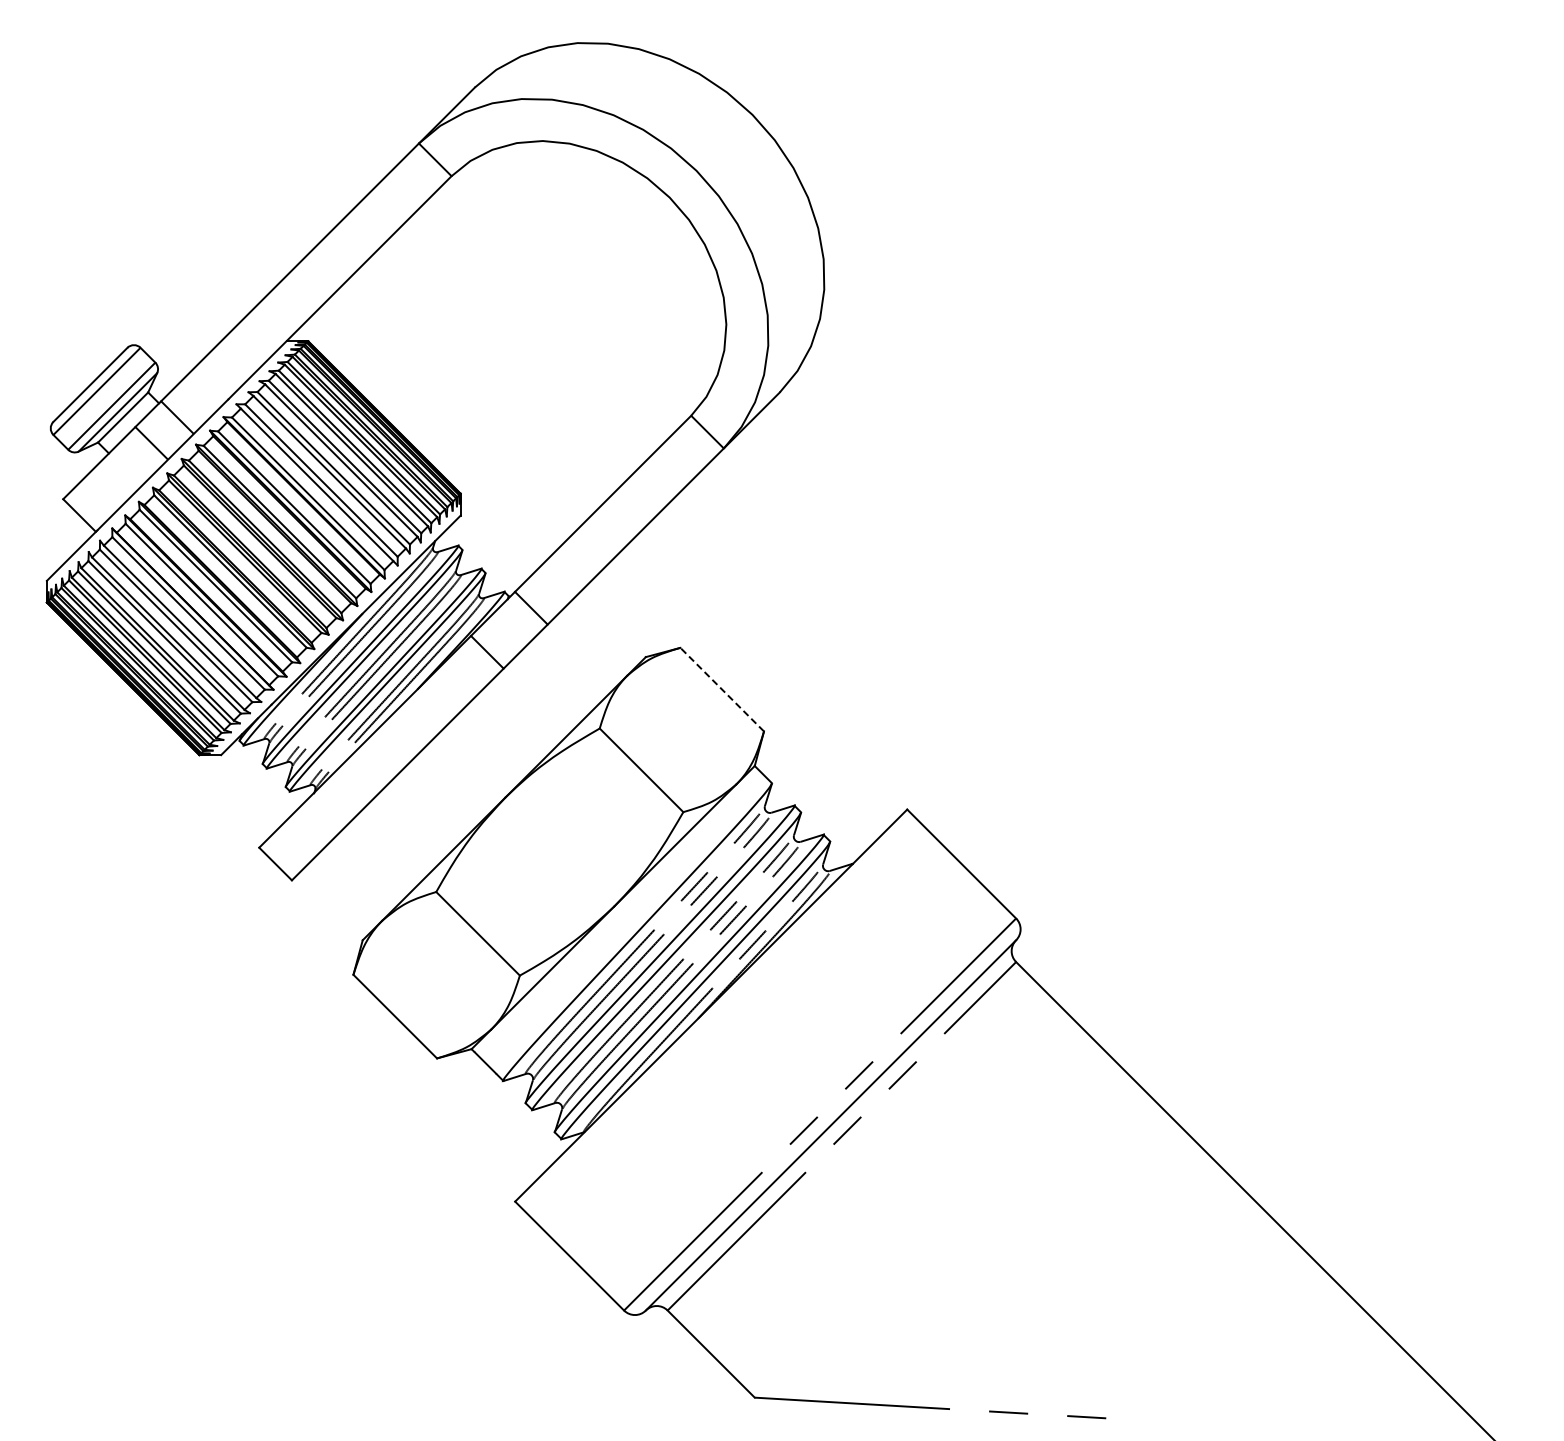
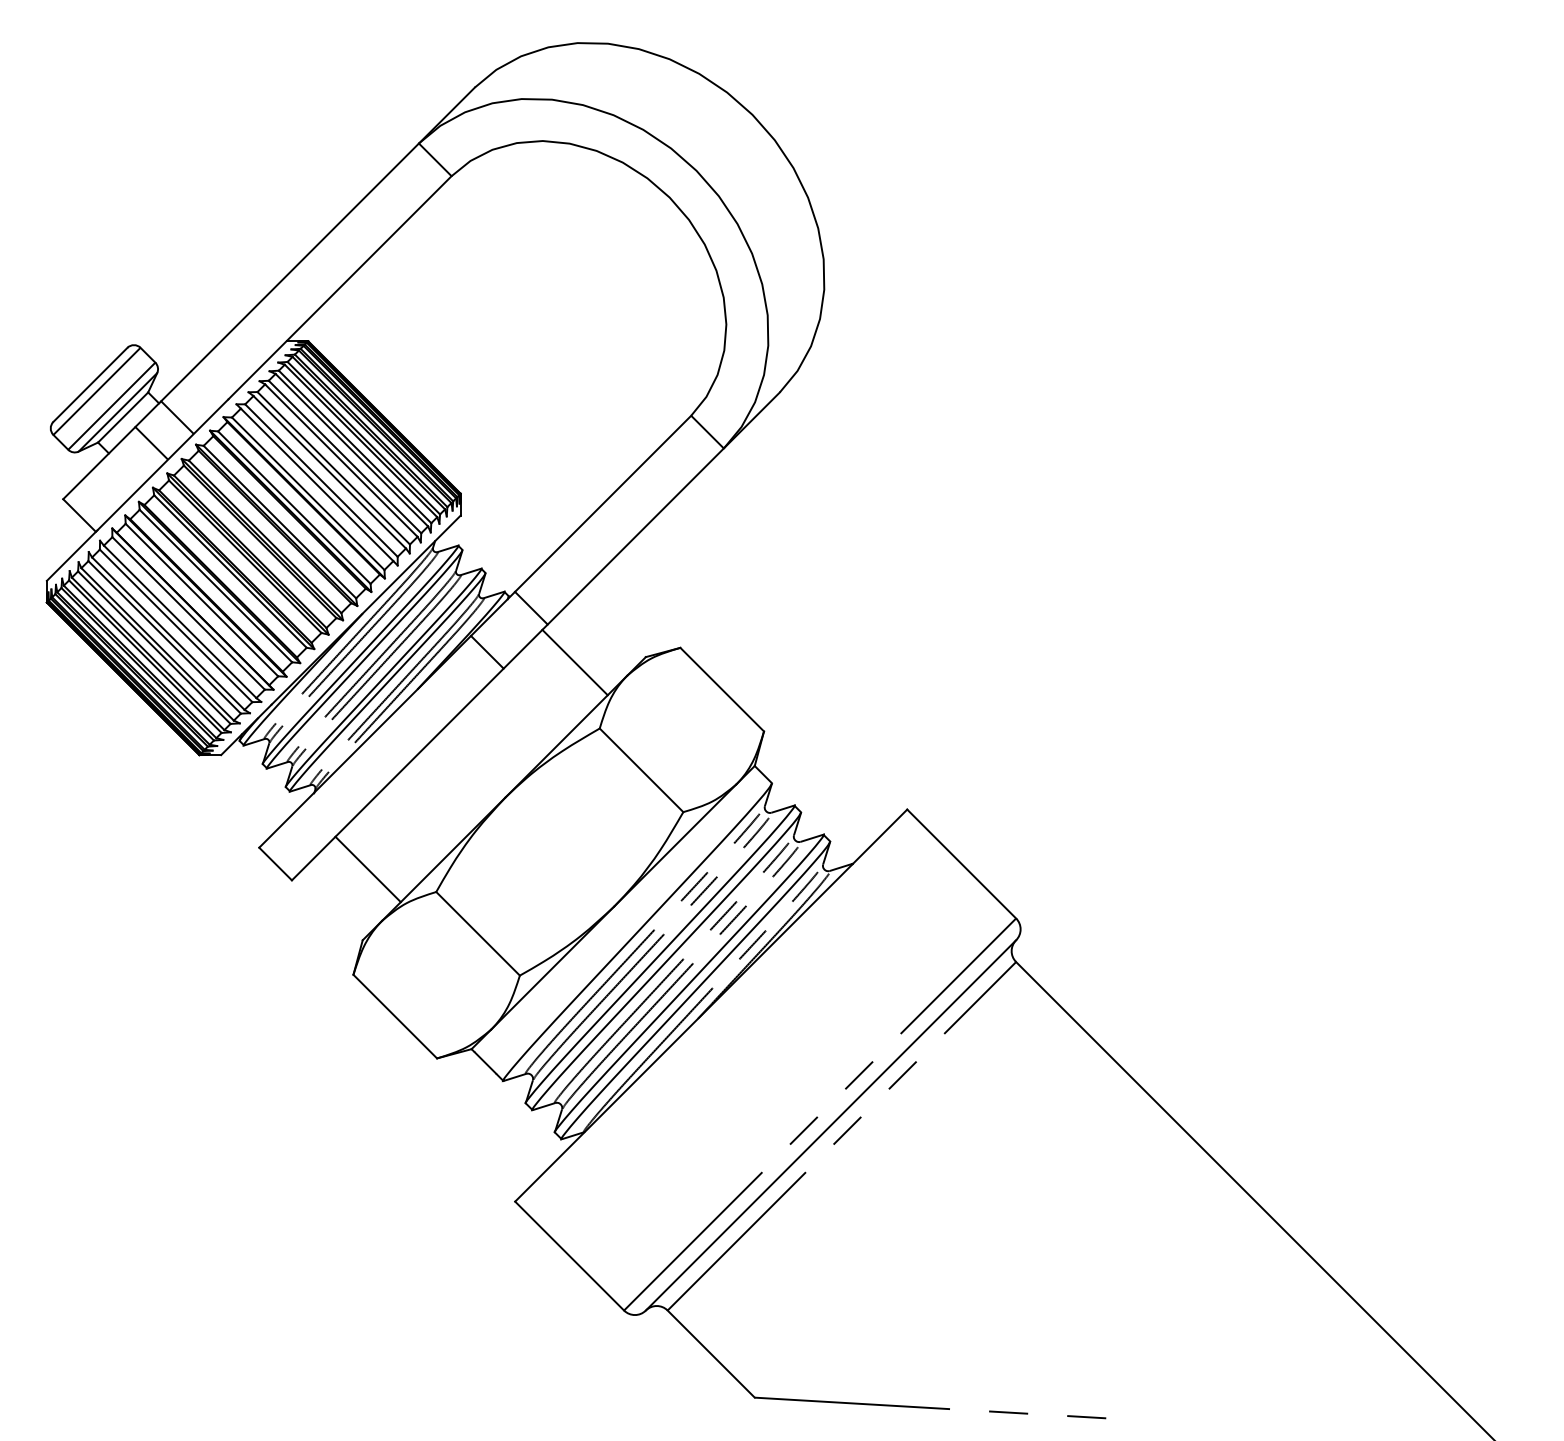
line: none -> present (574, 662)
line: dashed -> solid (721, 689)
line: none -> present (367, 869)
